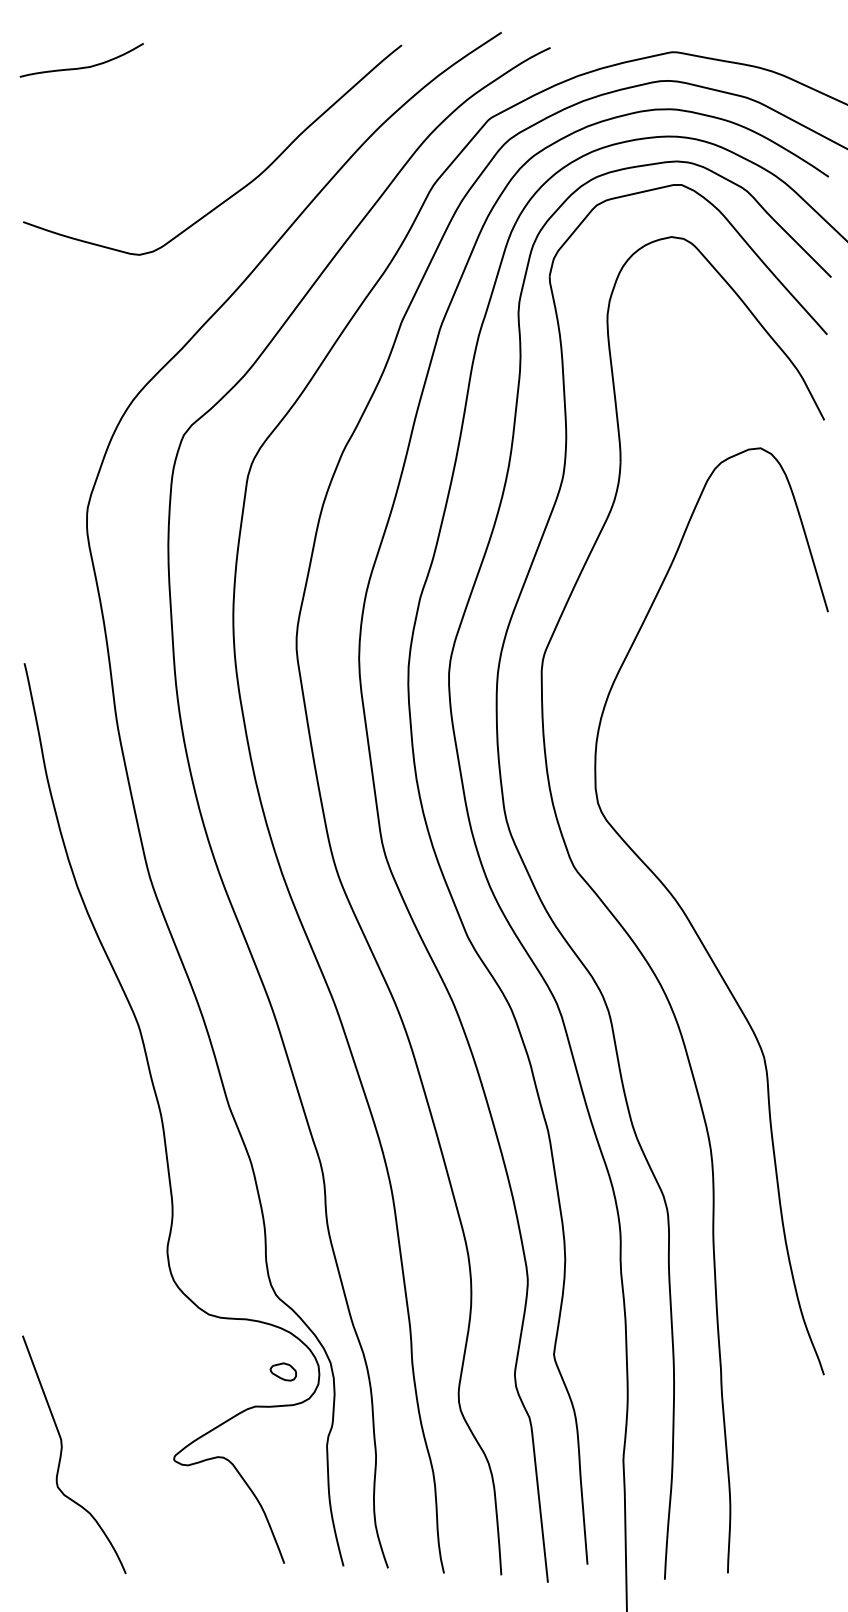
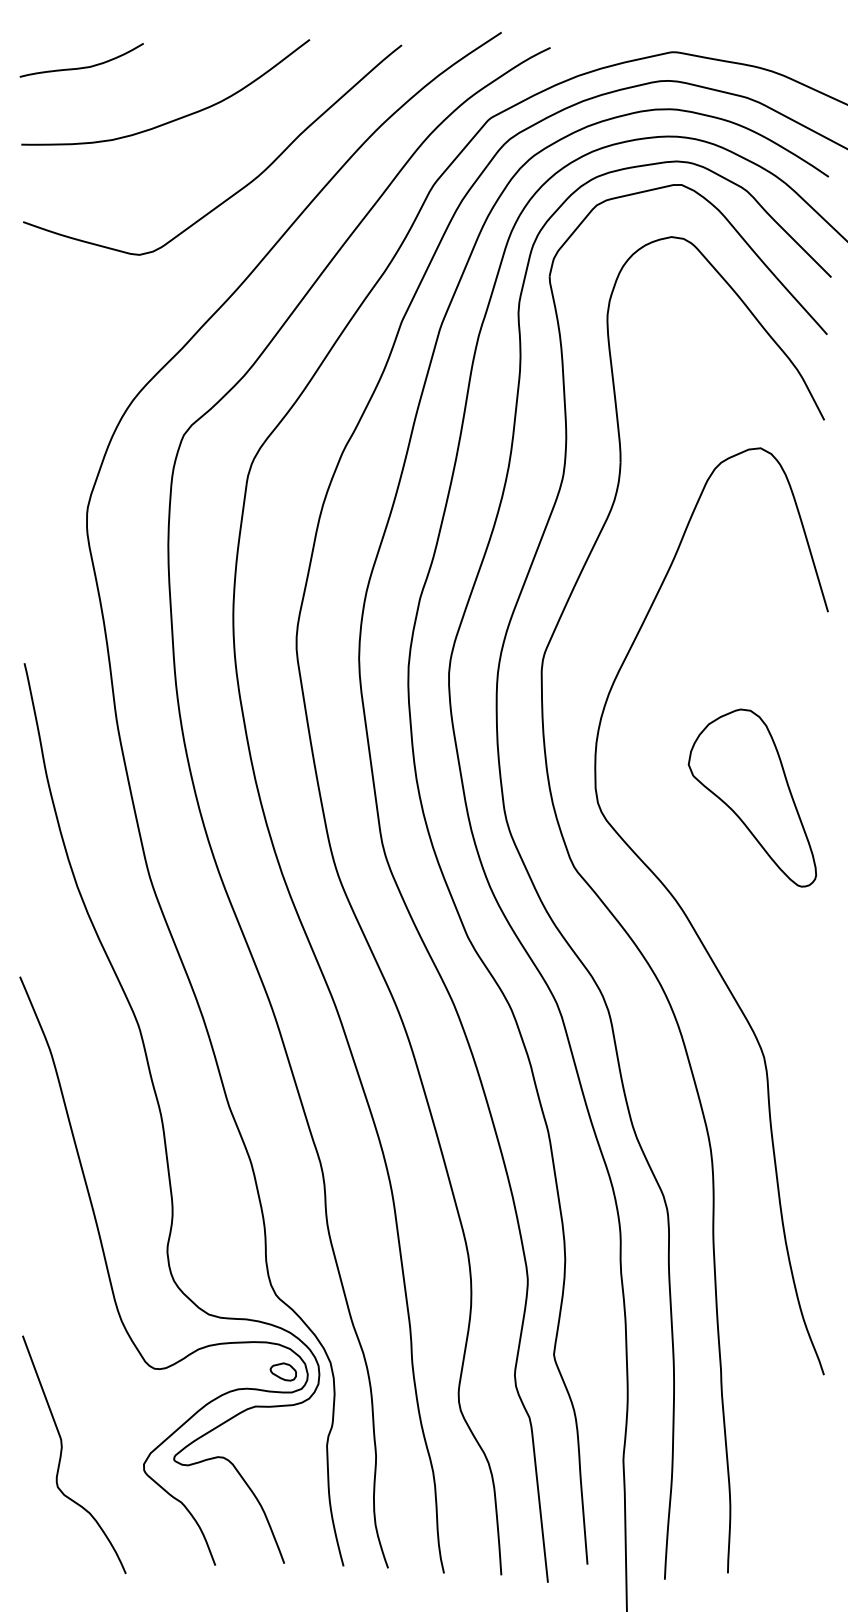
curve: none -> present (173, 119)
part: none -> present (751, 797)
curve: none -> present (111, 1281)
